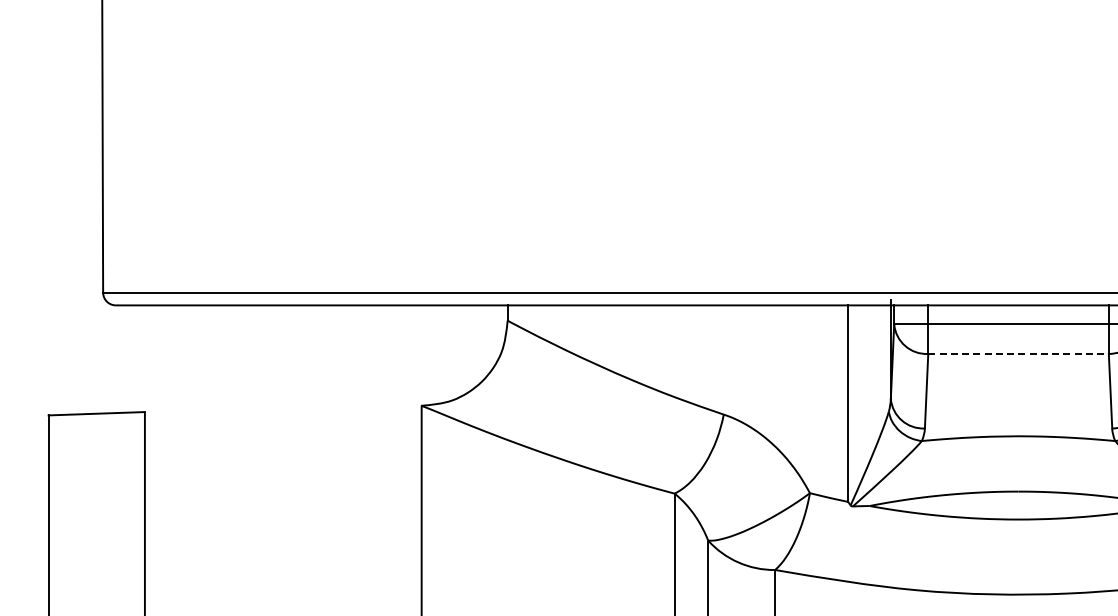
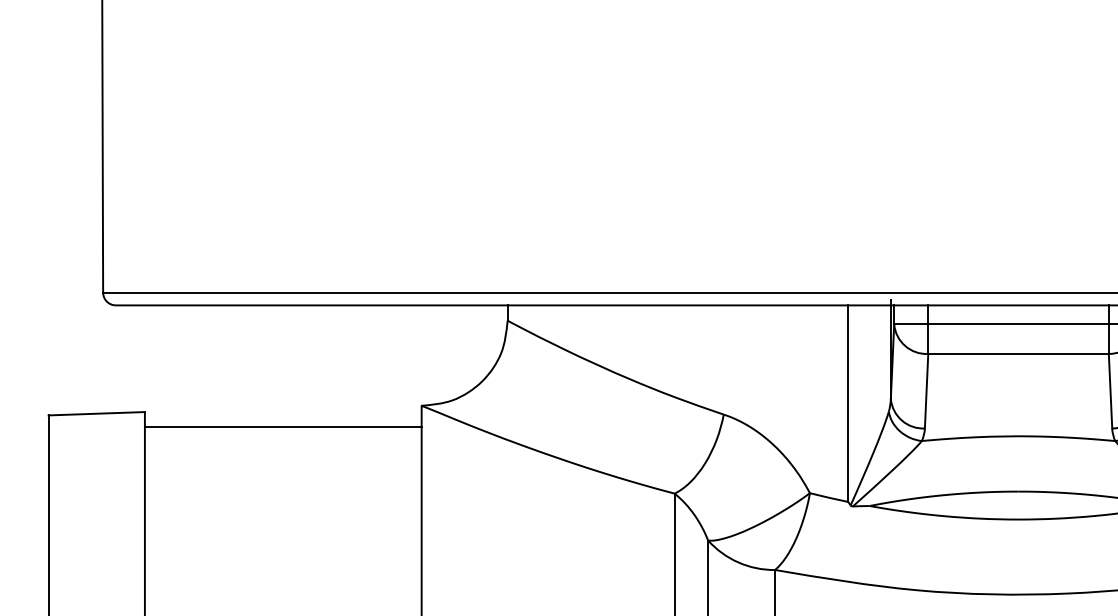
line: dashed -> solid (1019, 353)
line: none -> present (282, 427)
